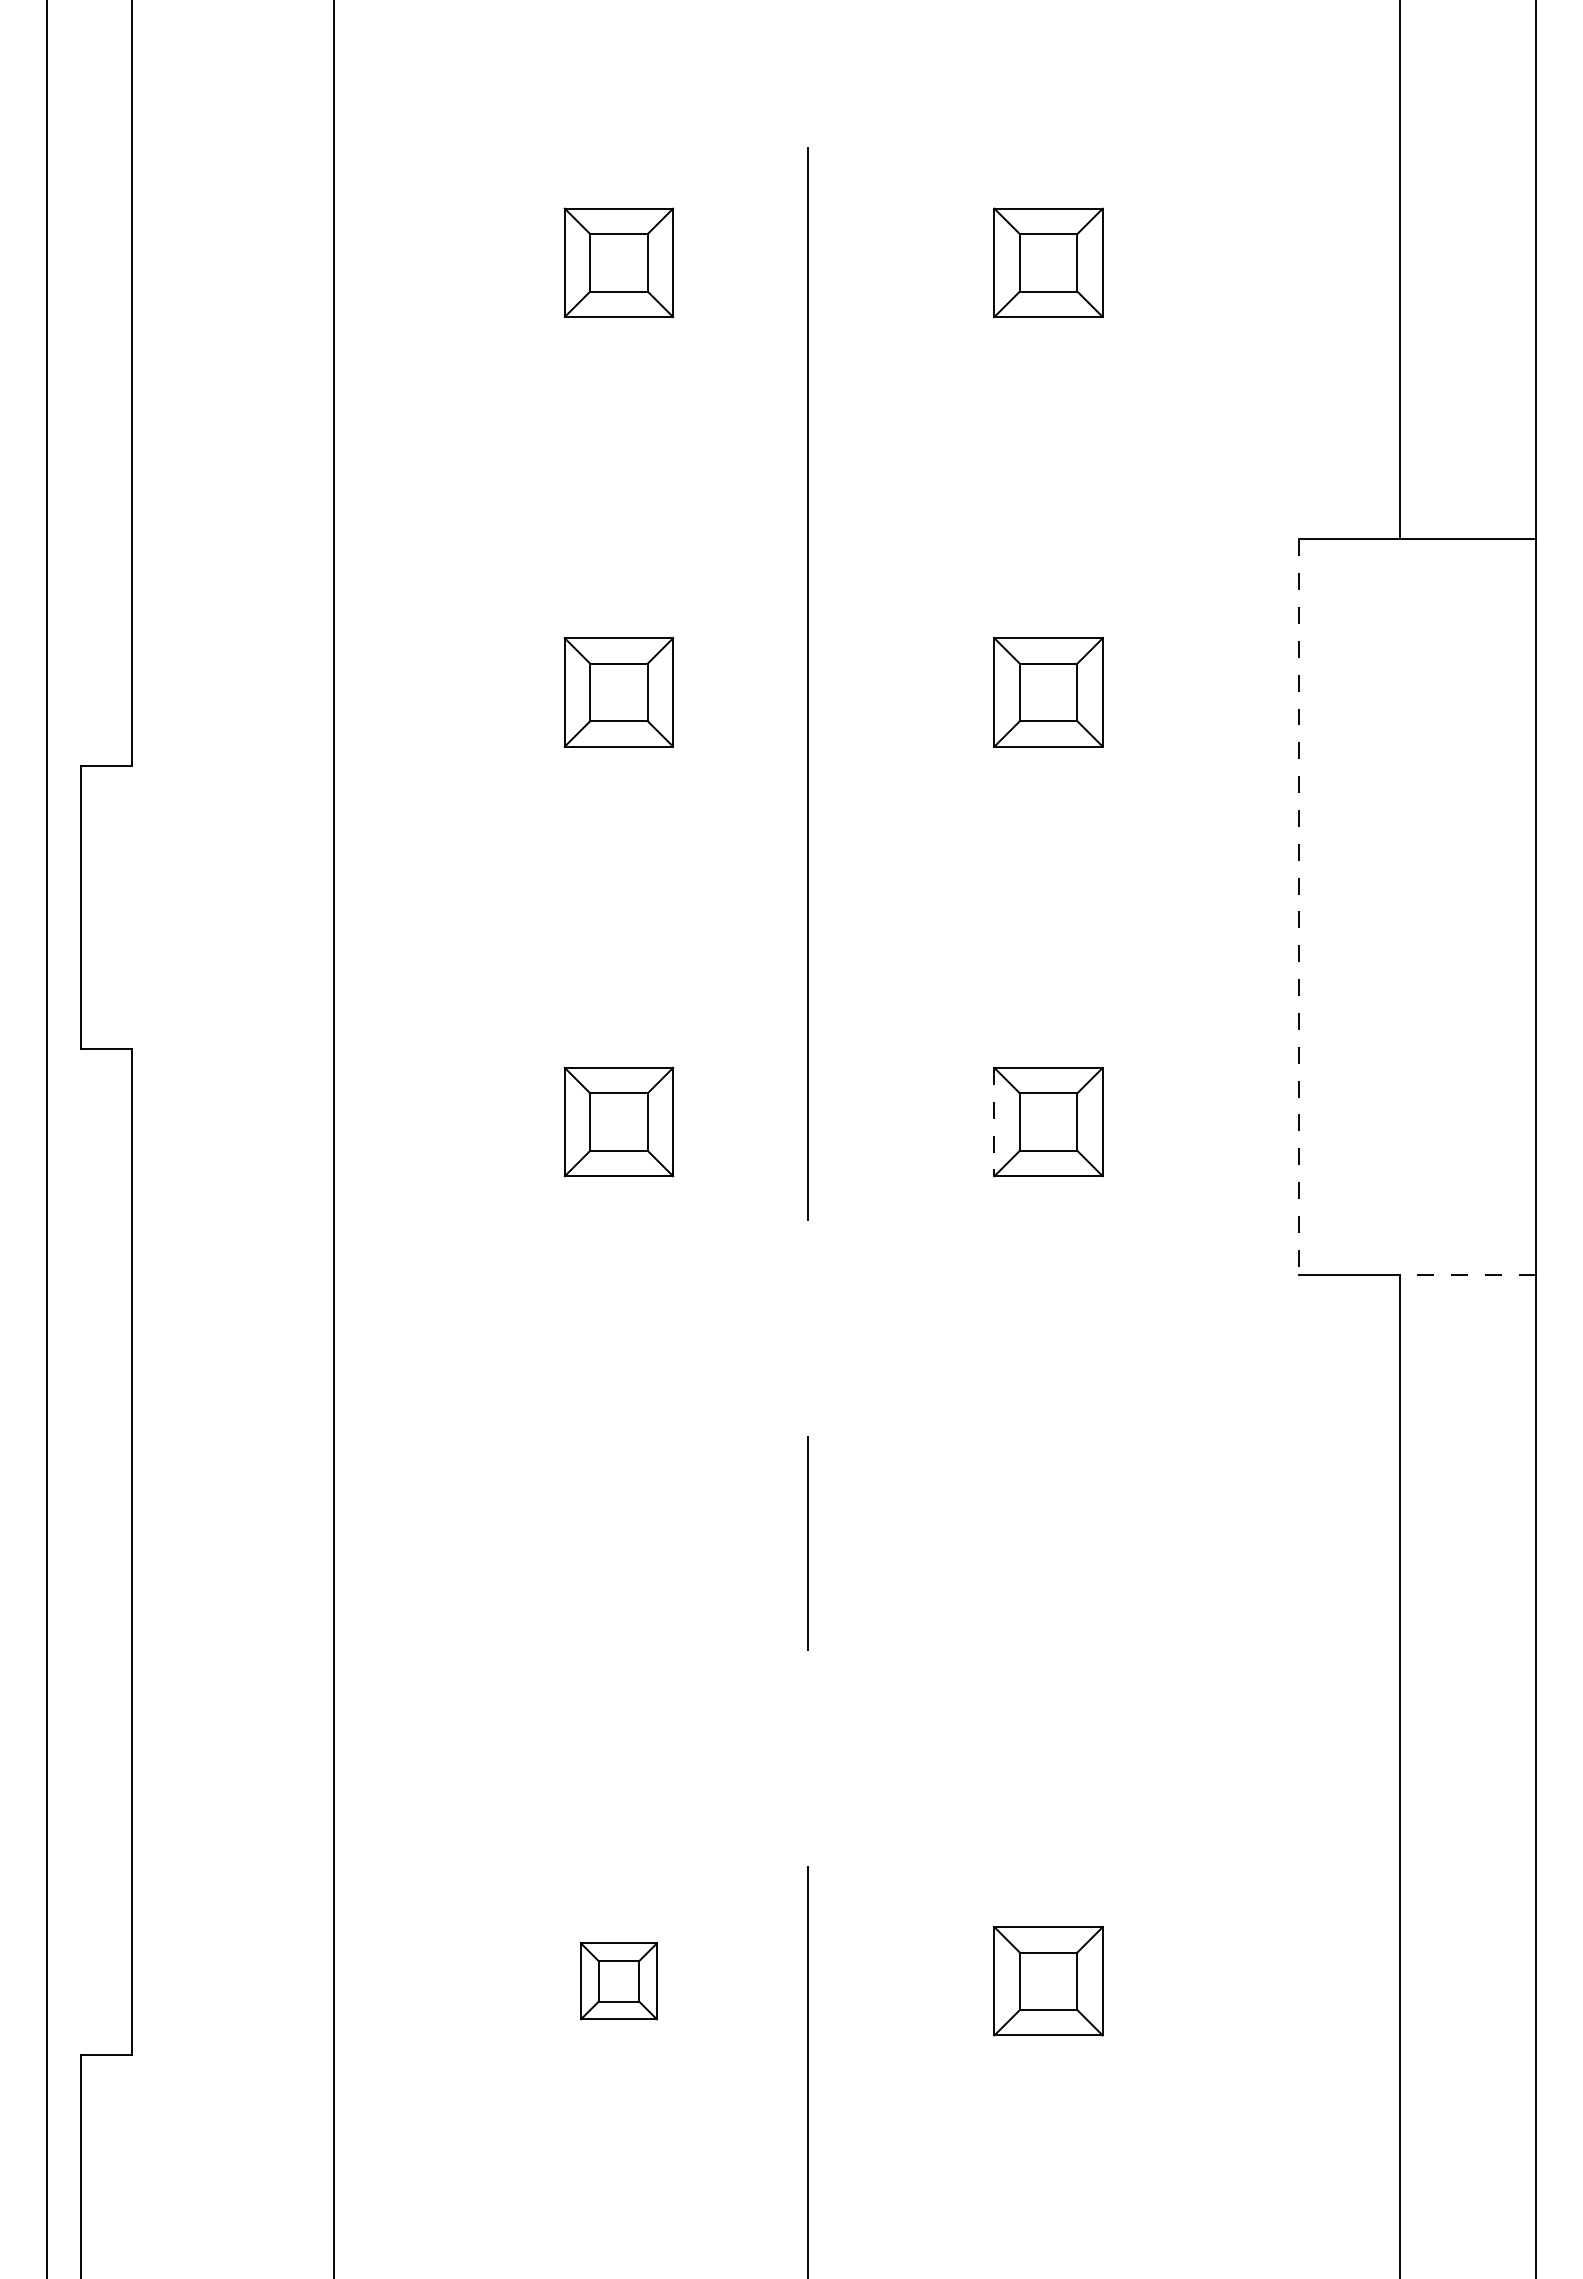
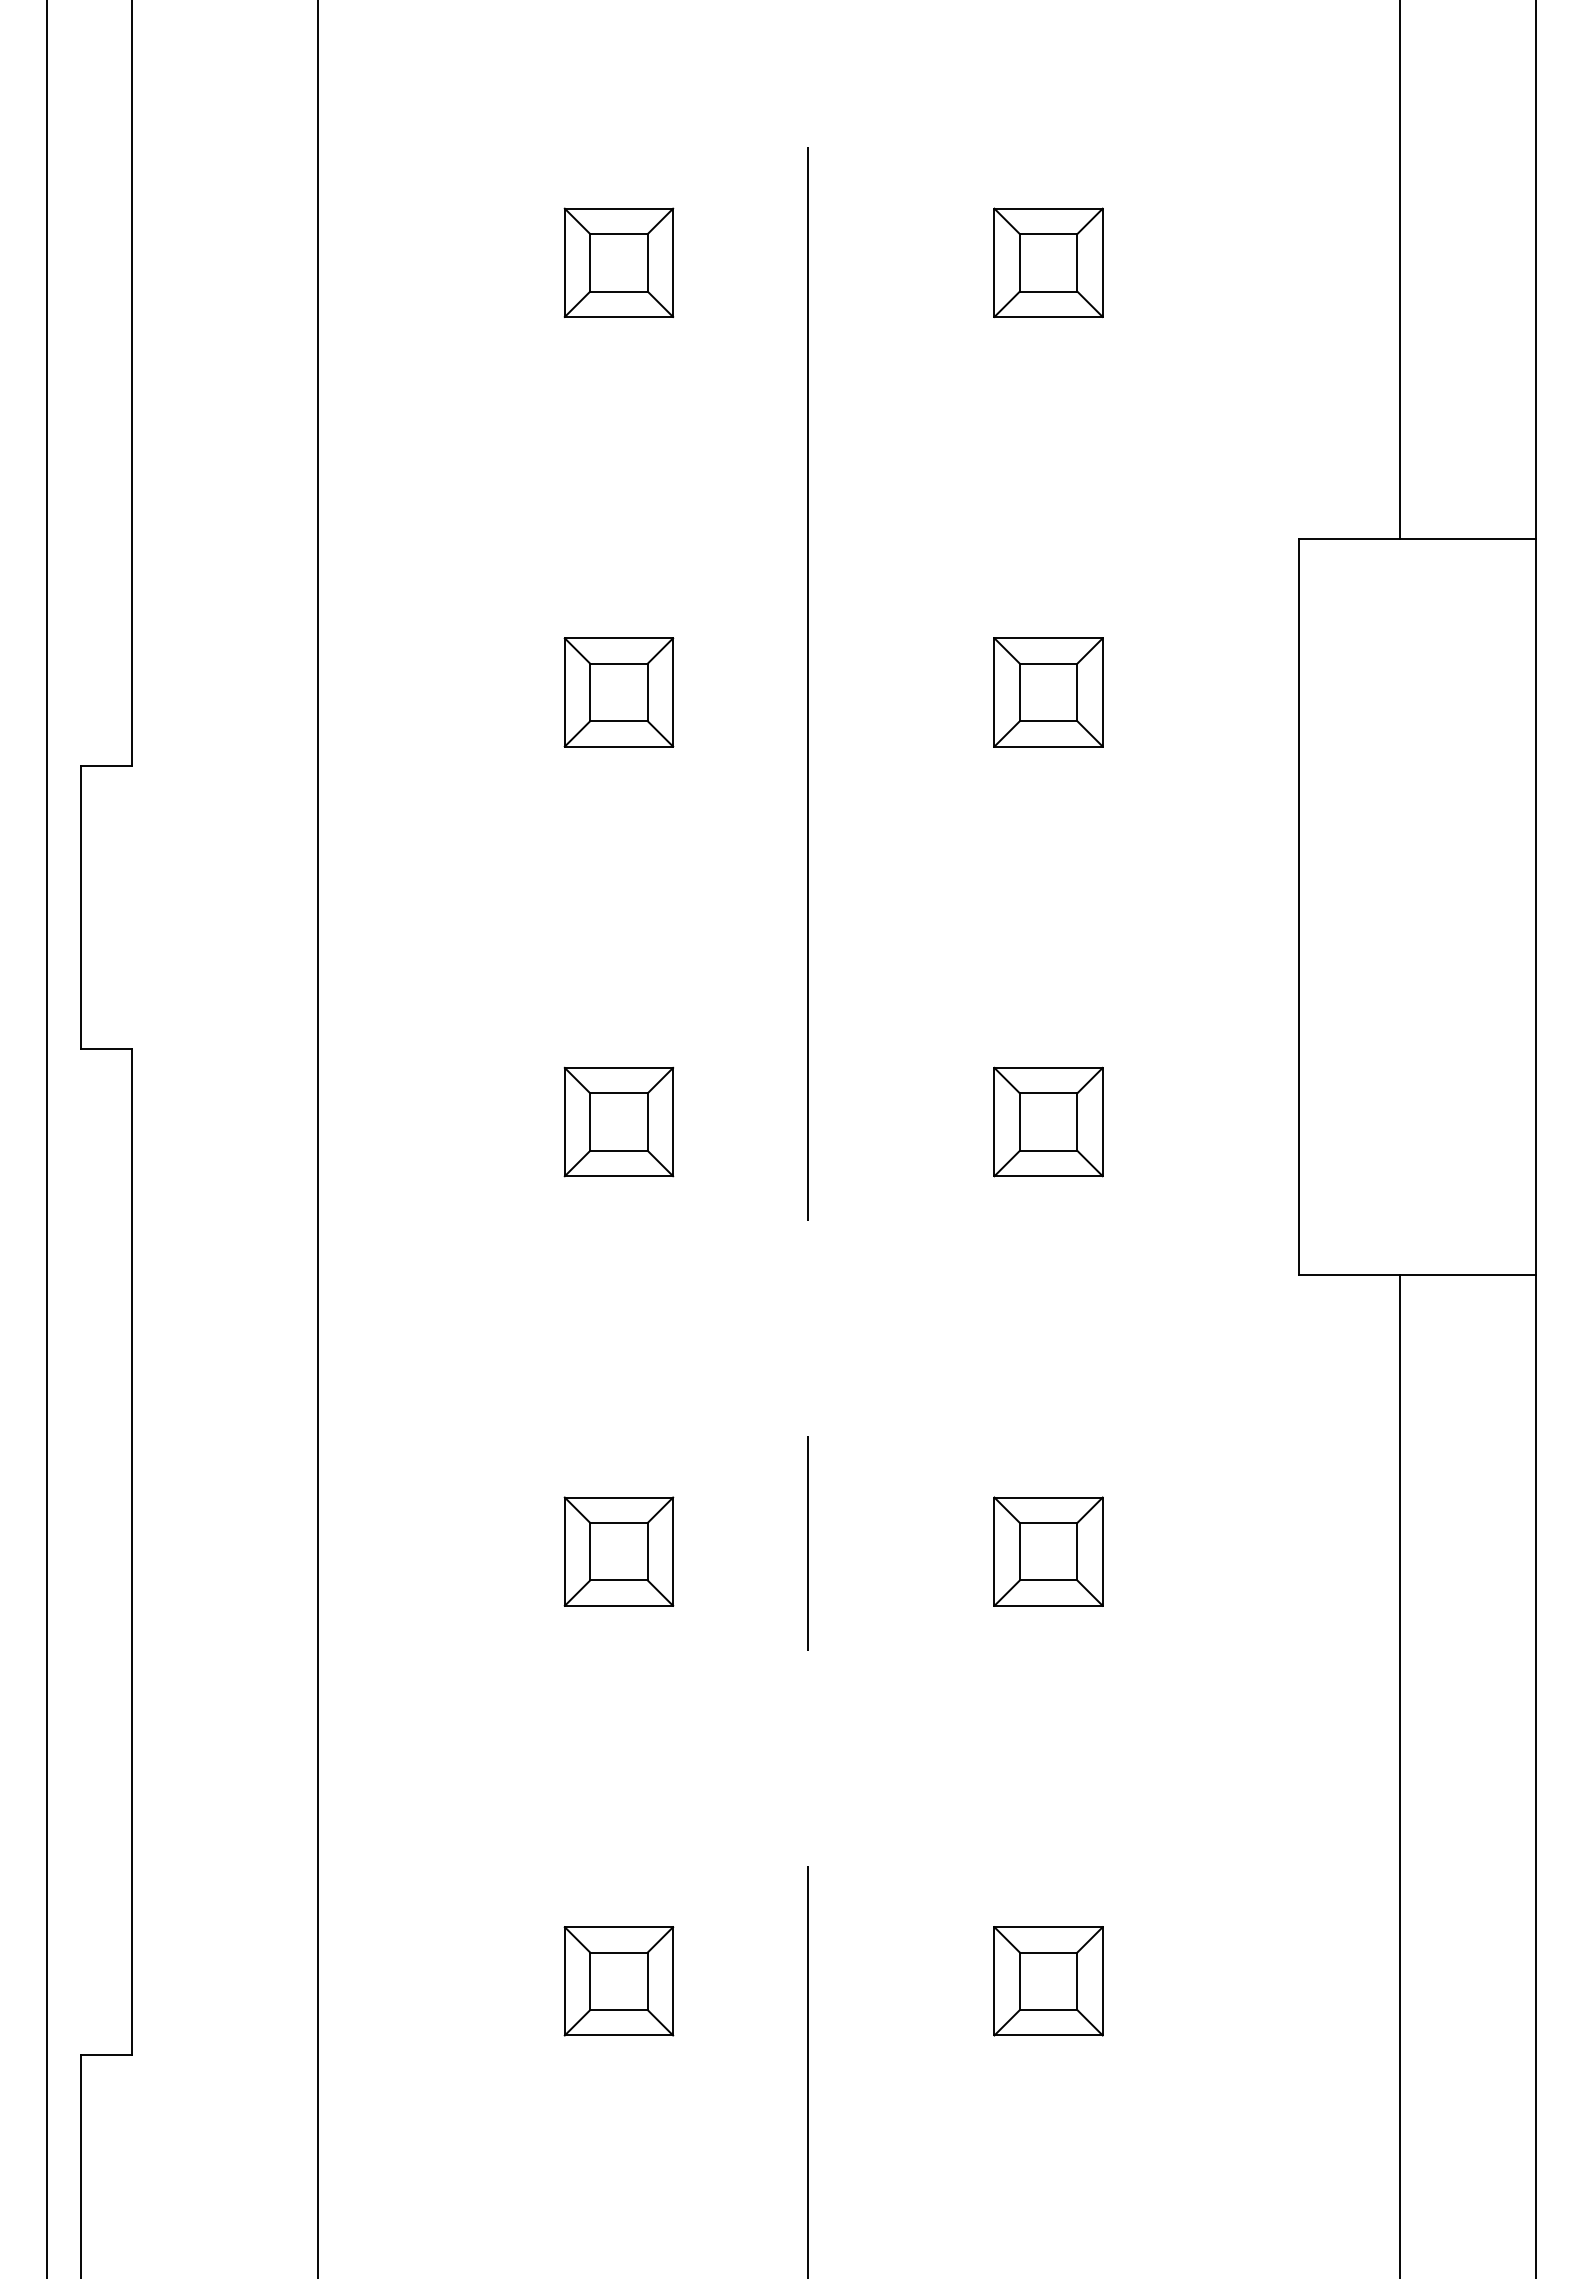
line: dashed -> solid (1298, 907)
line: dashed -> solid (994, 1122)
line position: (333, 1138) -> (317, 1138) (317, 1138)
line: dashed -> solid (1468, 1275)
part: none -> present (618, 1551)
part: none -> present (1048, 1551)
part size: 78x79 px -> 112x111 px (618, 1981)
